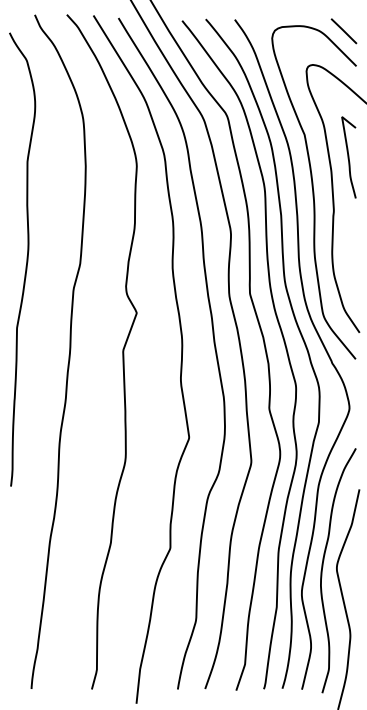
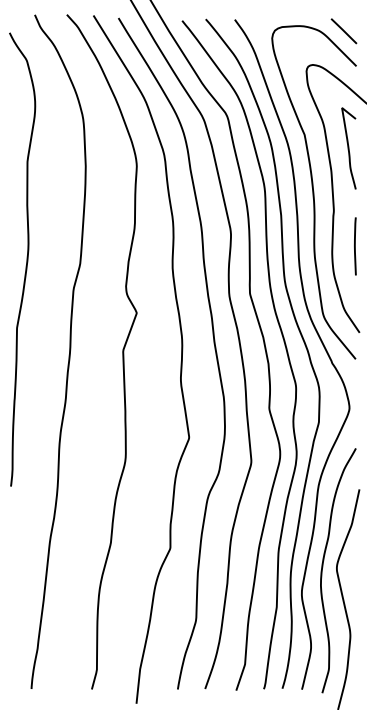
curve position: (348, 157) -> (348, 148) (348, 148)
line: none -> present (355, 246)
